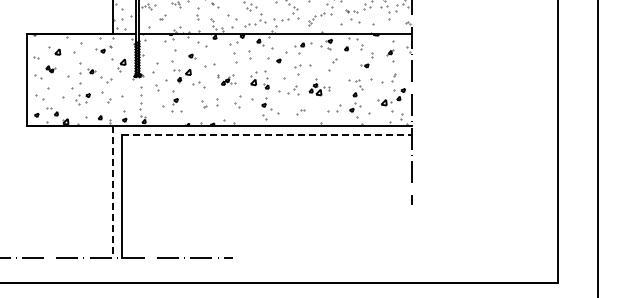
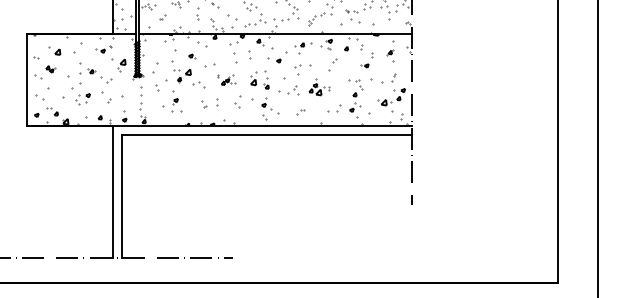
line: dashed -> solid (267, 134)
line: dashed -> solid (113, 192)
